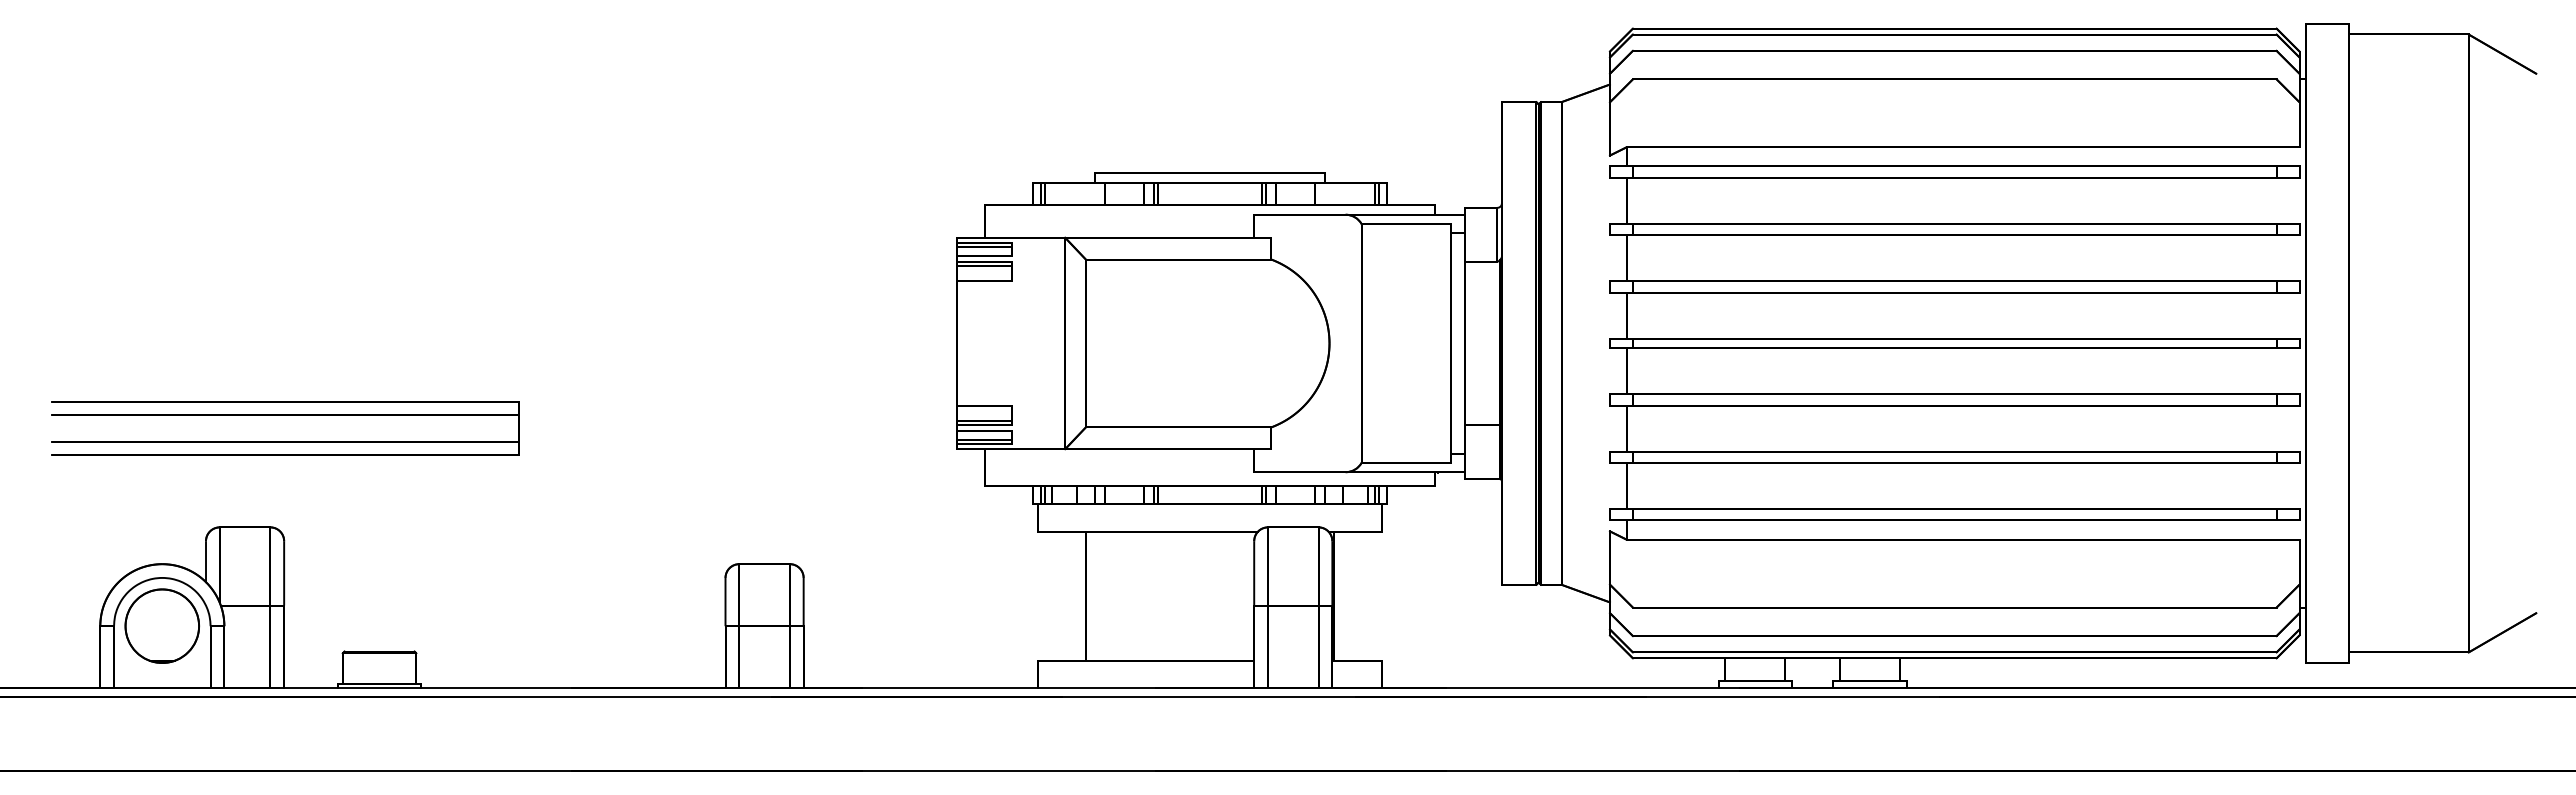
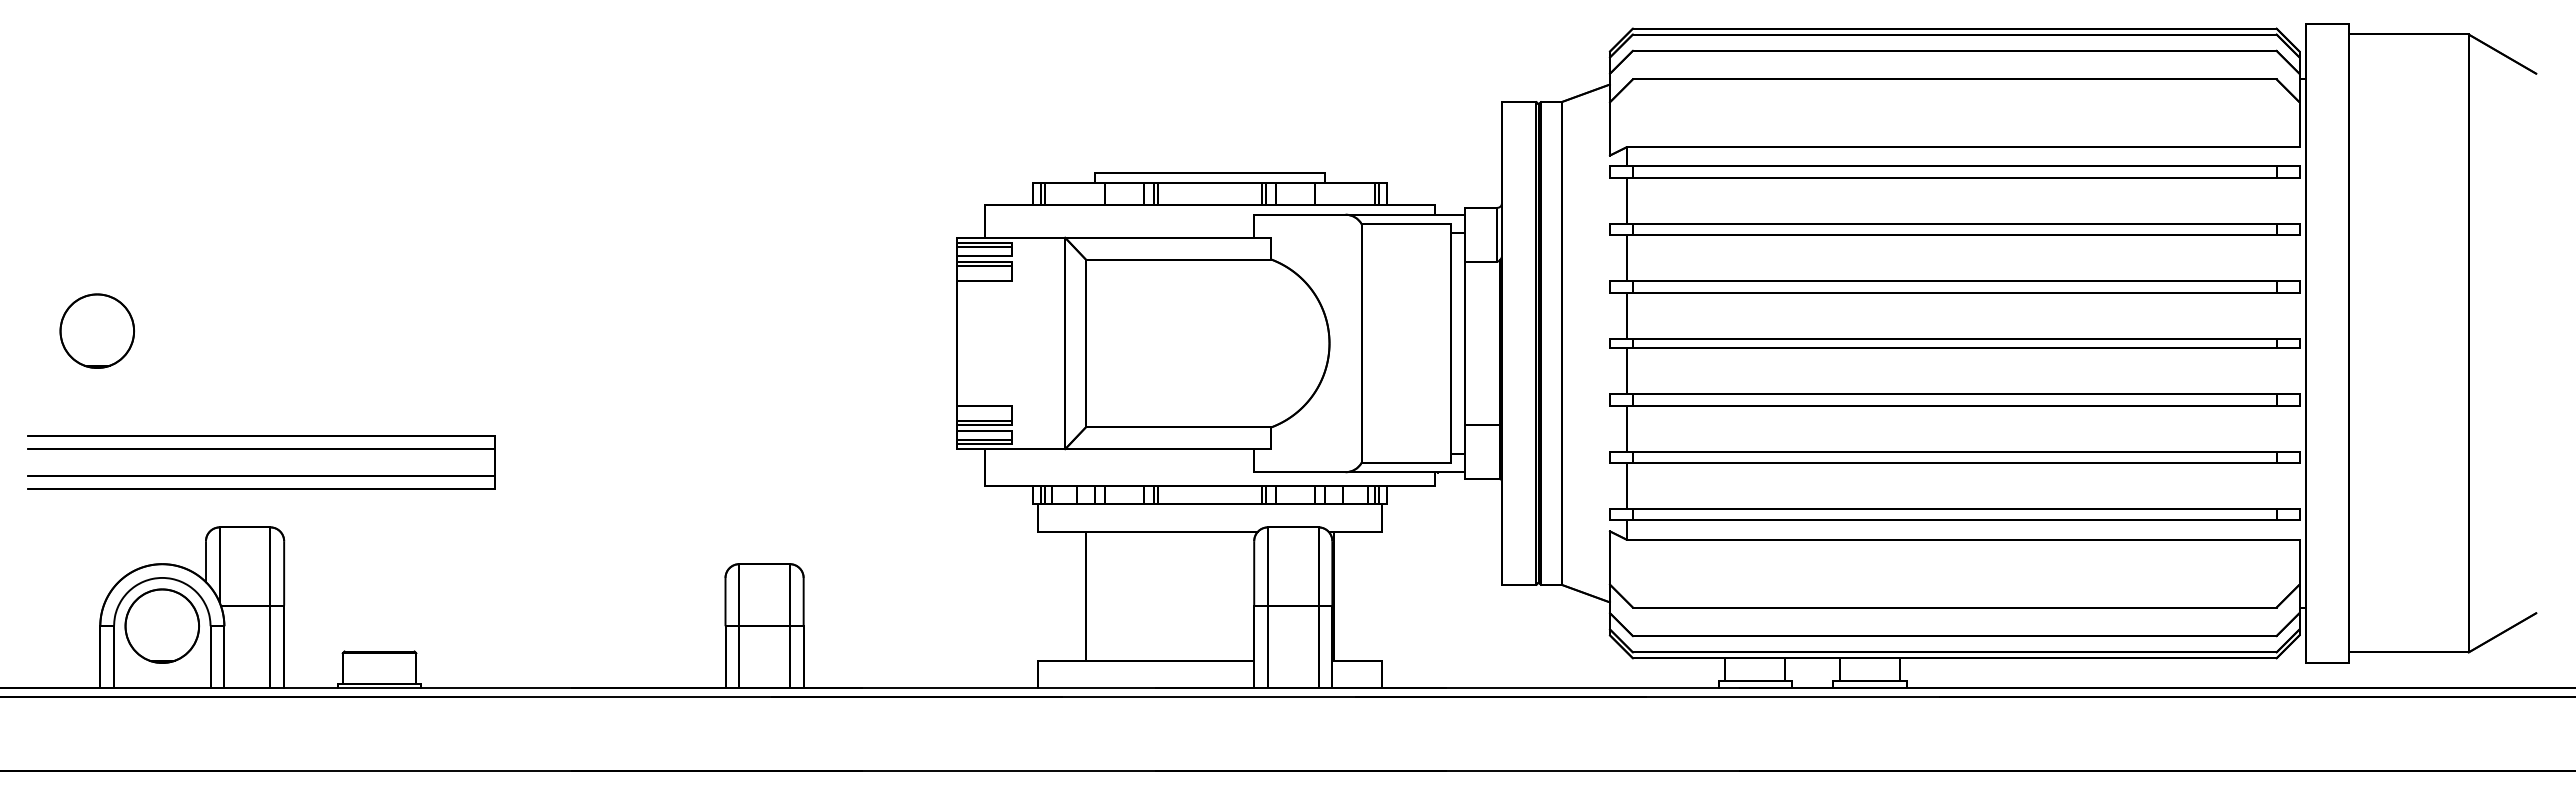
circle: none -> present (96, 330)
part position: (285, 415) -> (261, 449) (261, 449)
